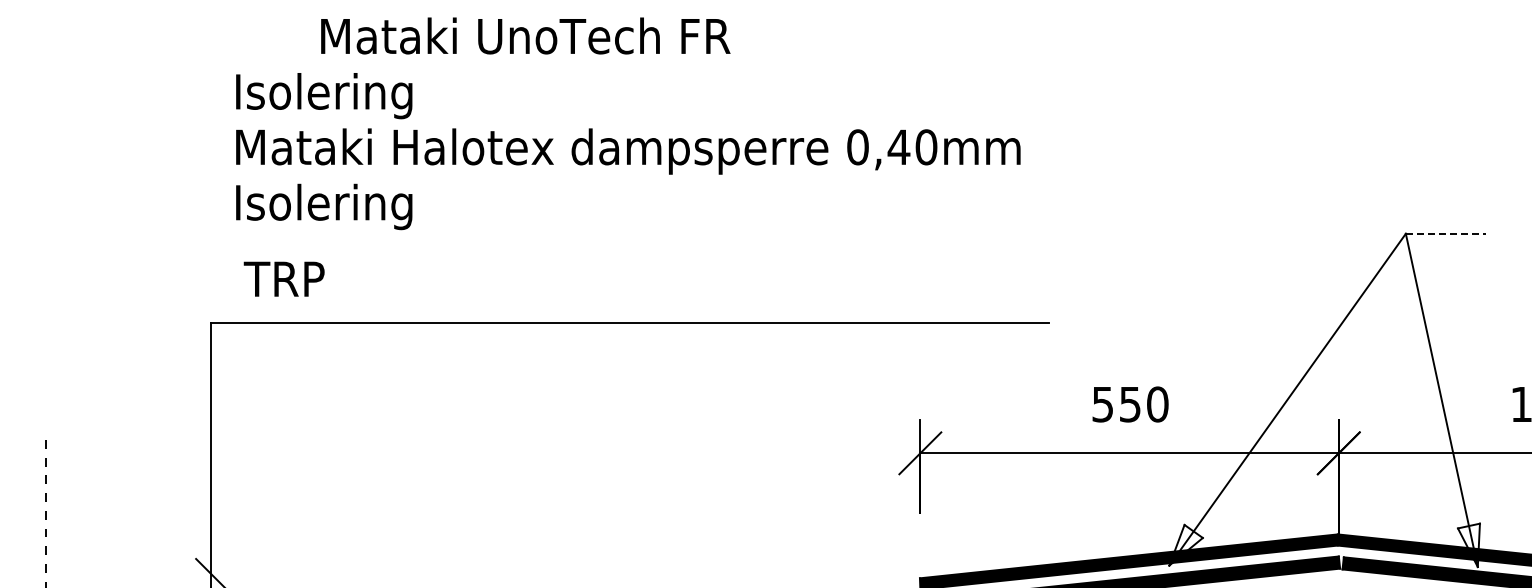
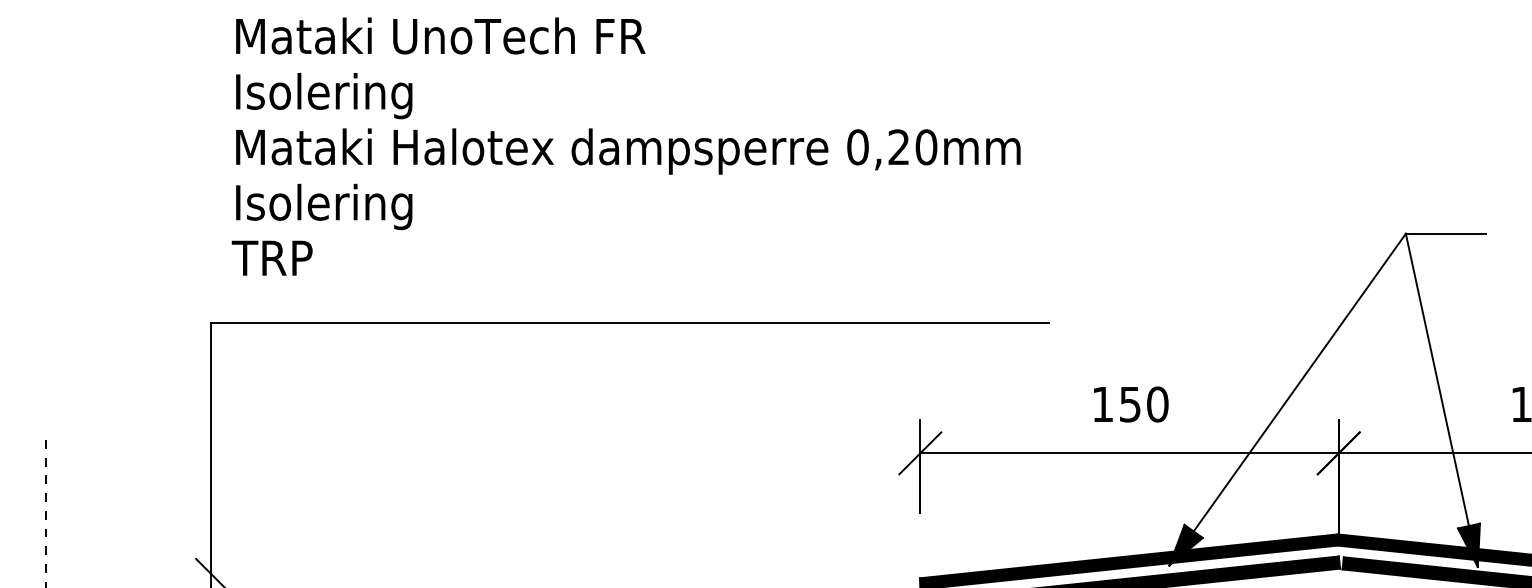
text position: (525, 35) -> (440, 35) (440, 35)
text: 0,40mm -> 0,20mm (898, 146)
line: dashed -> solid (1445, 233)
text position: (283, 278) -> (271, 257) (271, 257)
text: 550 -> 150 (1102, 404)
fill: none -> present (1185, 544)
fill: none -> present (1468, 545)
